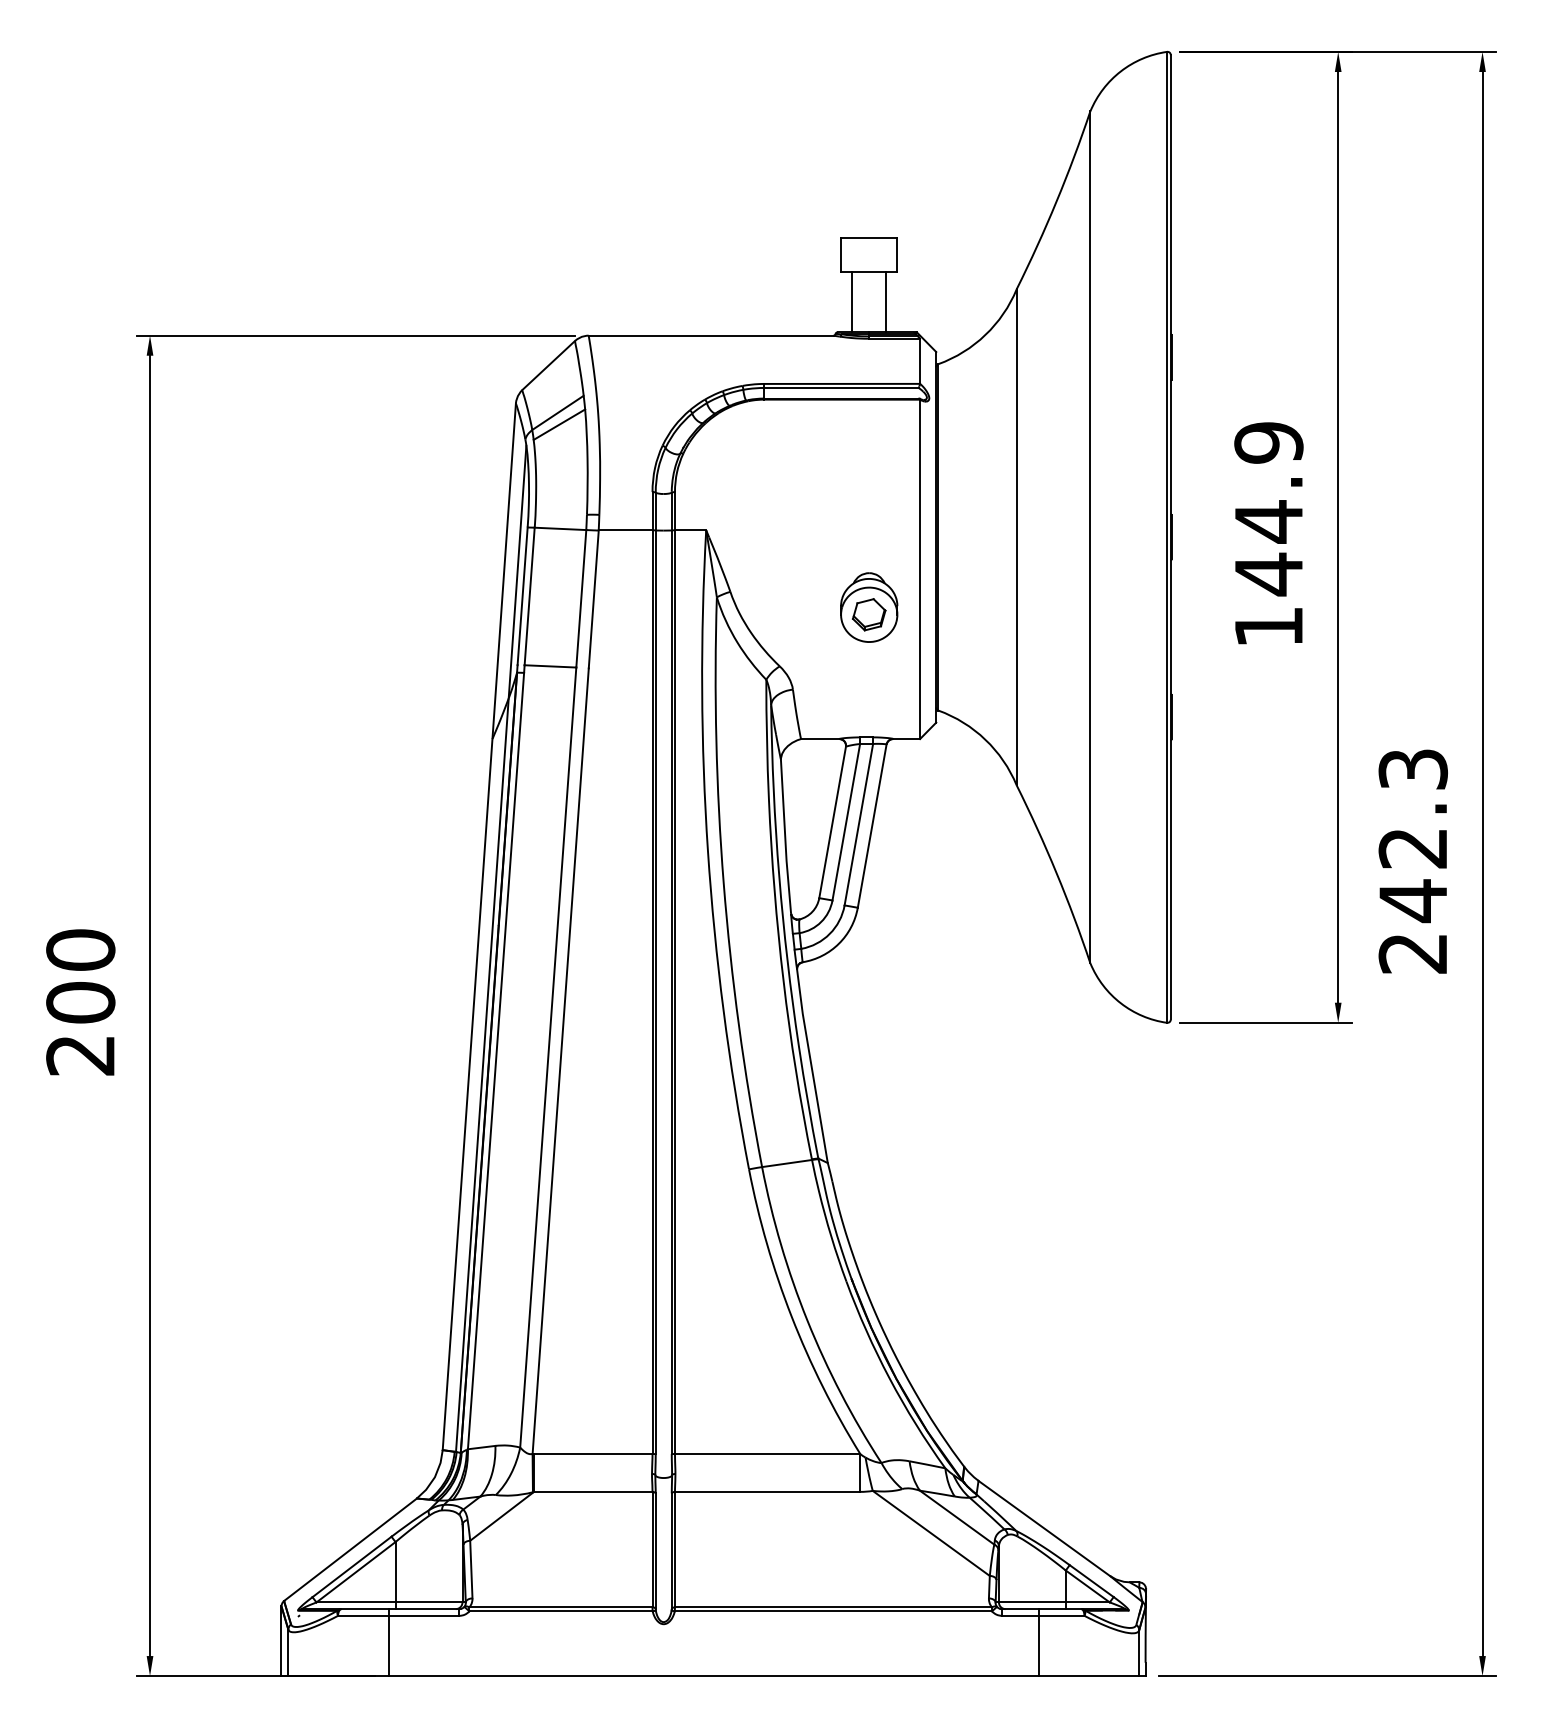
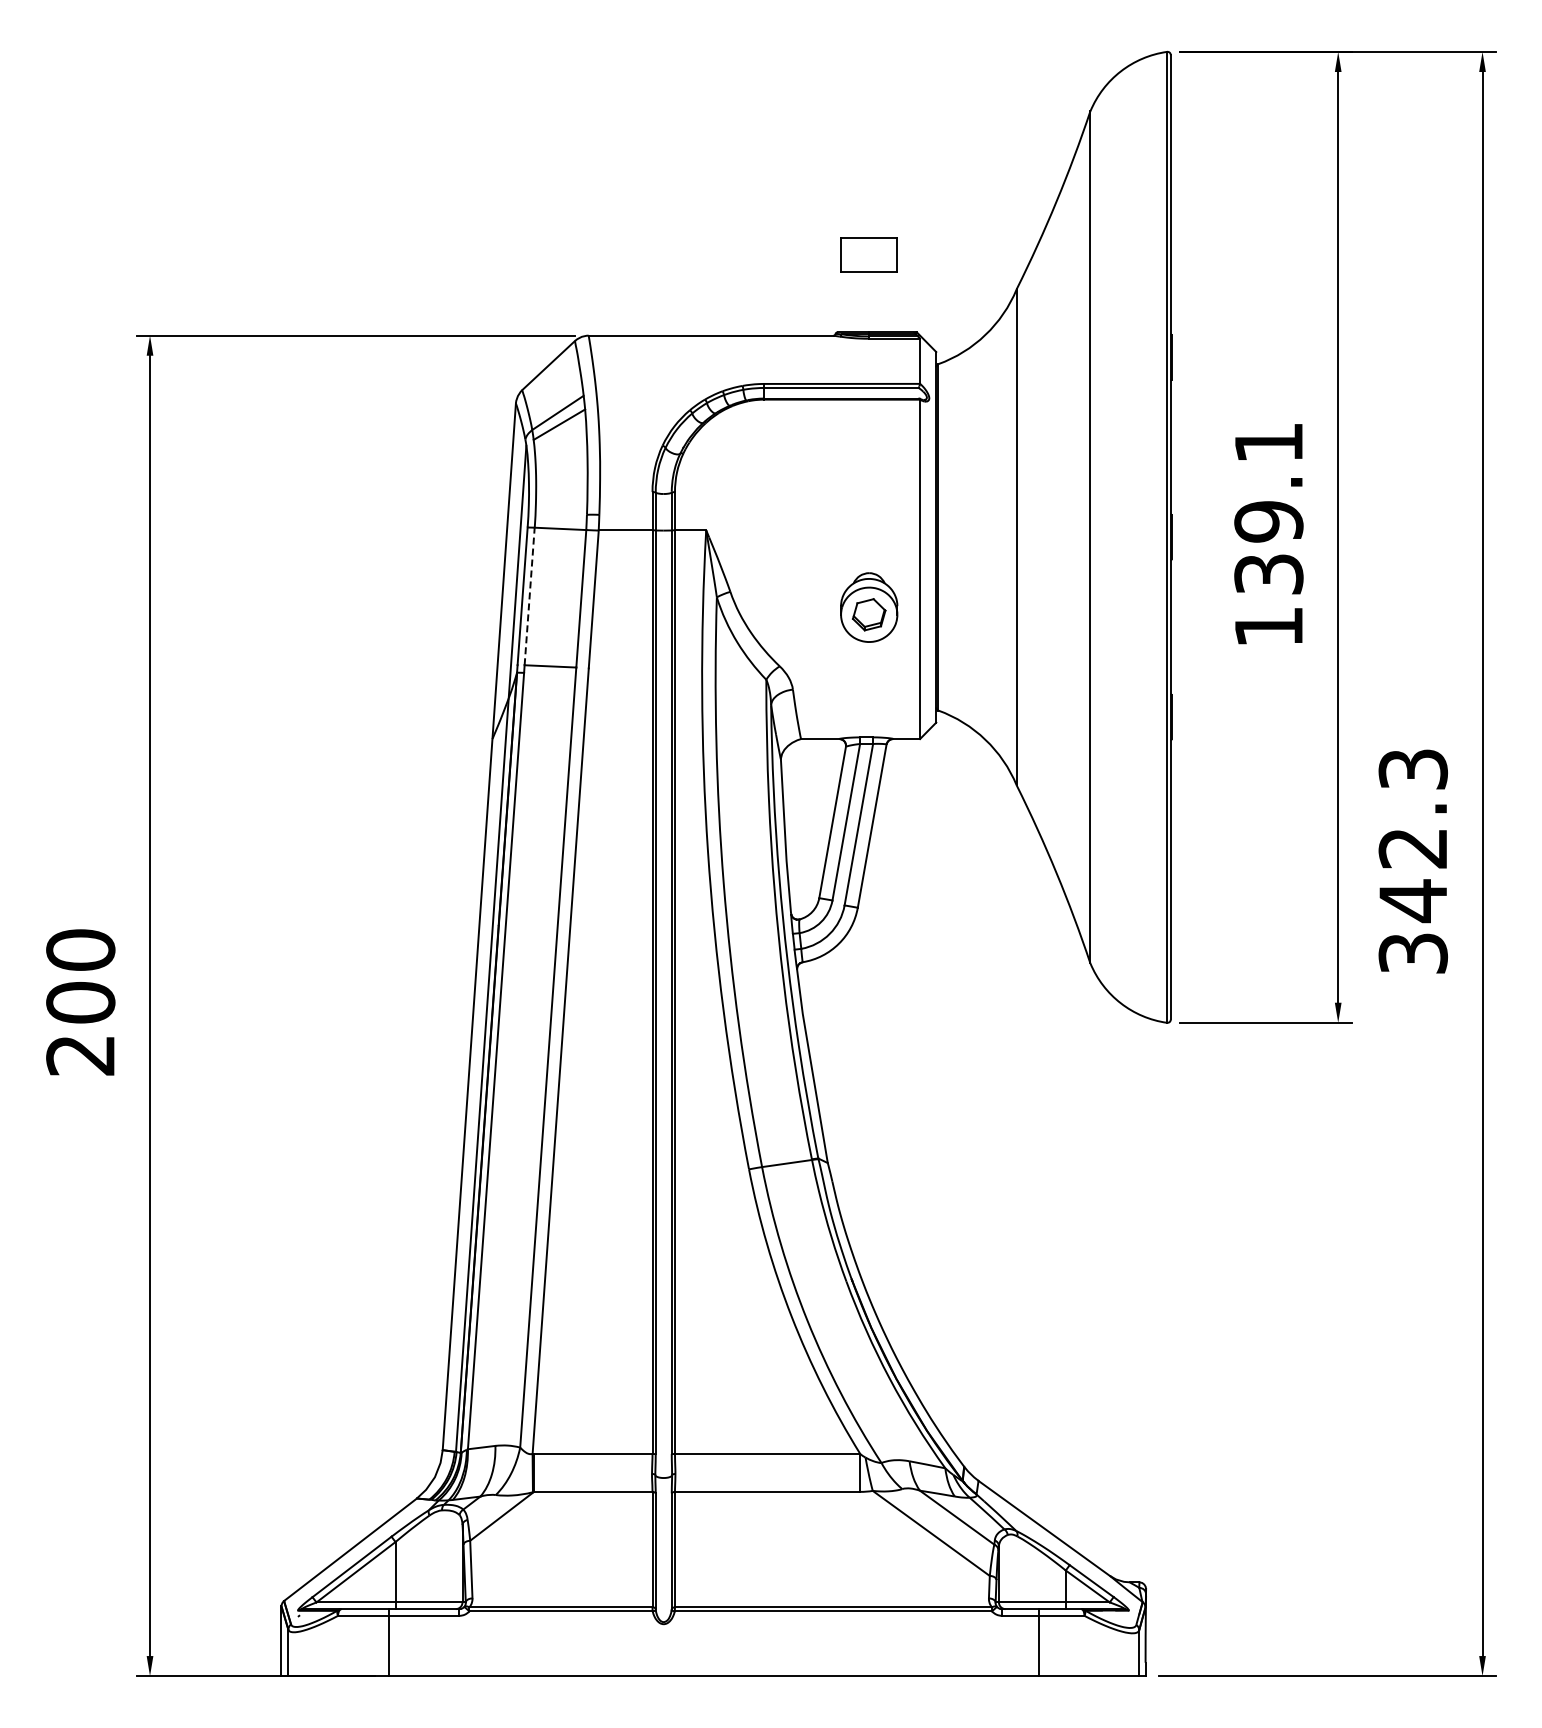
line: present -> none (852, 301)
line: present -> none (885, 301)
text: 144.9 -> 139.1 (1268, 509)
line: solid -> dashed (529, 596)
text: 242.3 -> 342.3 (1413, 953)
